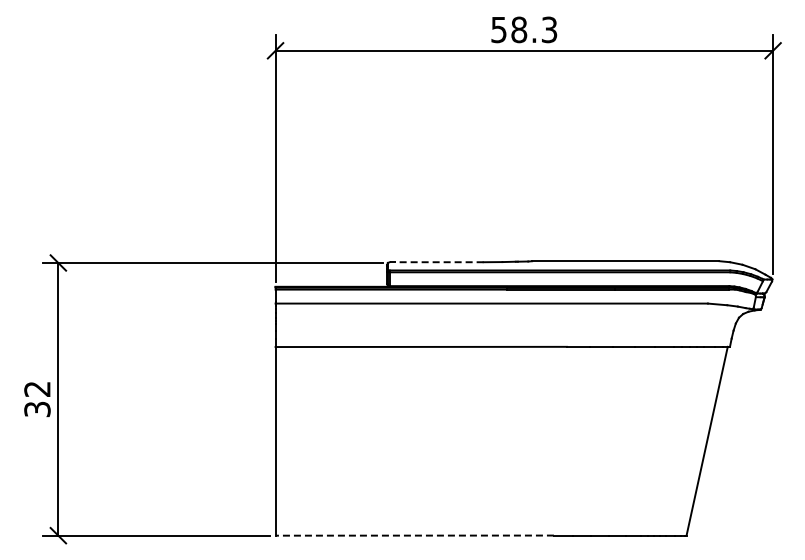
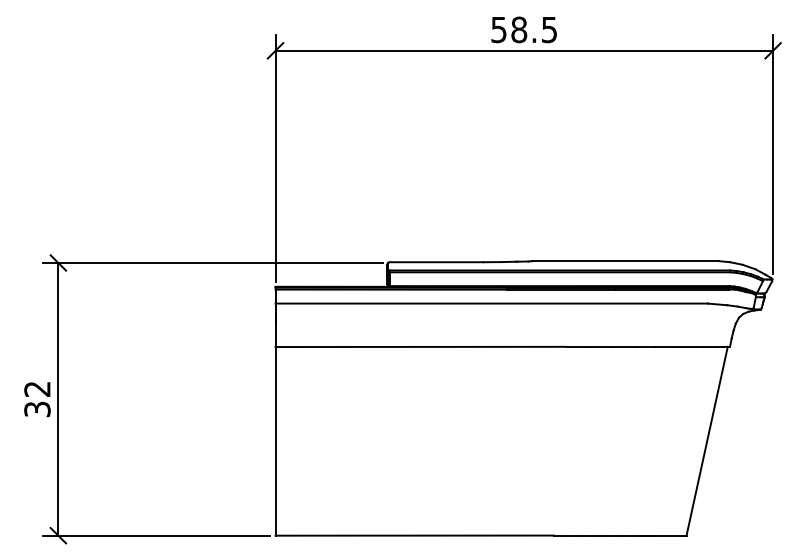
text: 58.3 -> 58.5 (549, 29)
line: dashed -> solid (436, 262)
line: dashed -> solid (414, 535)
